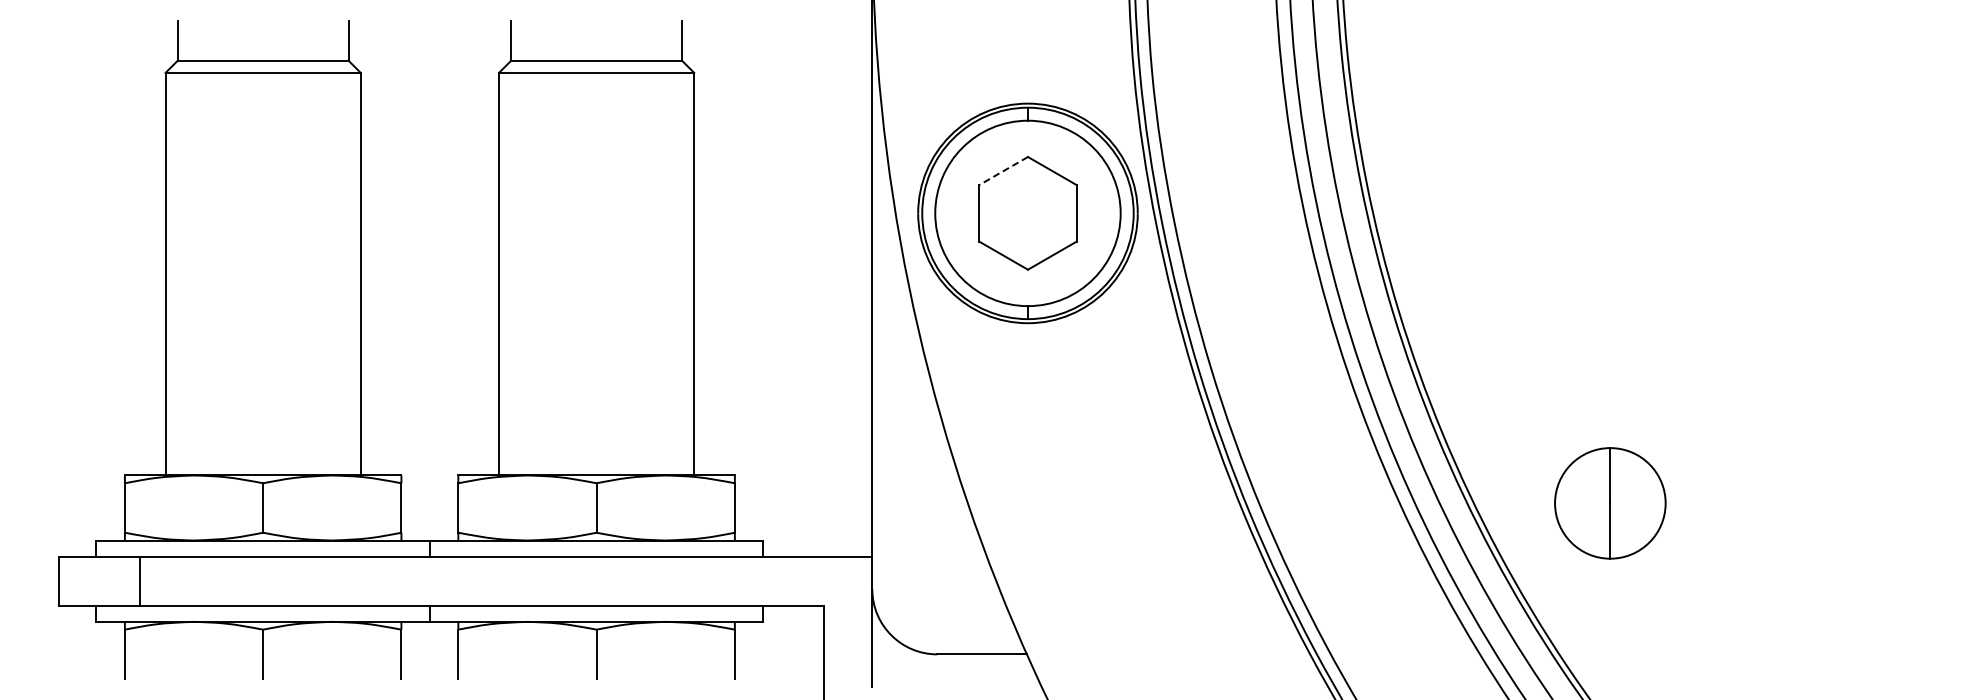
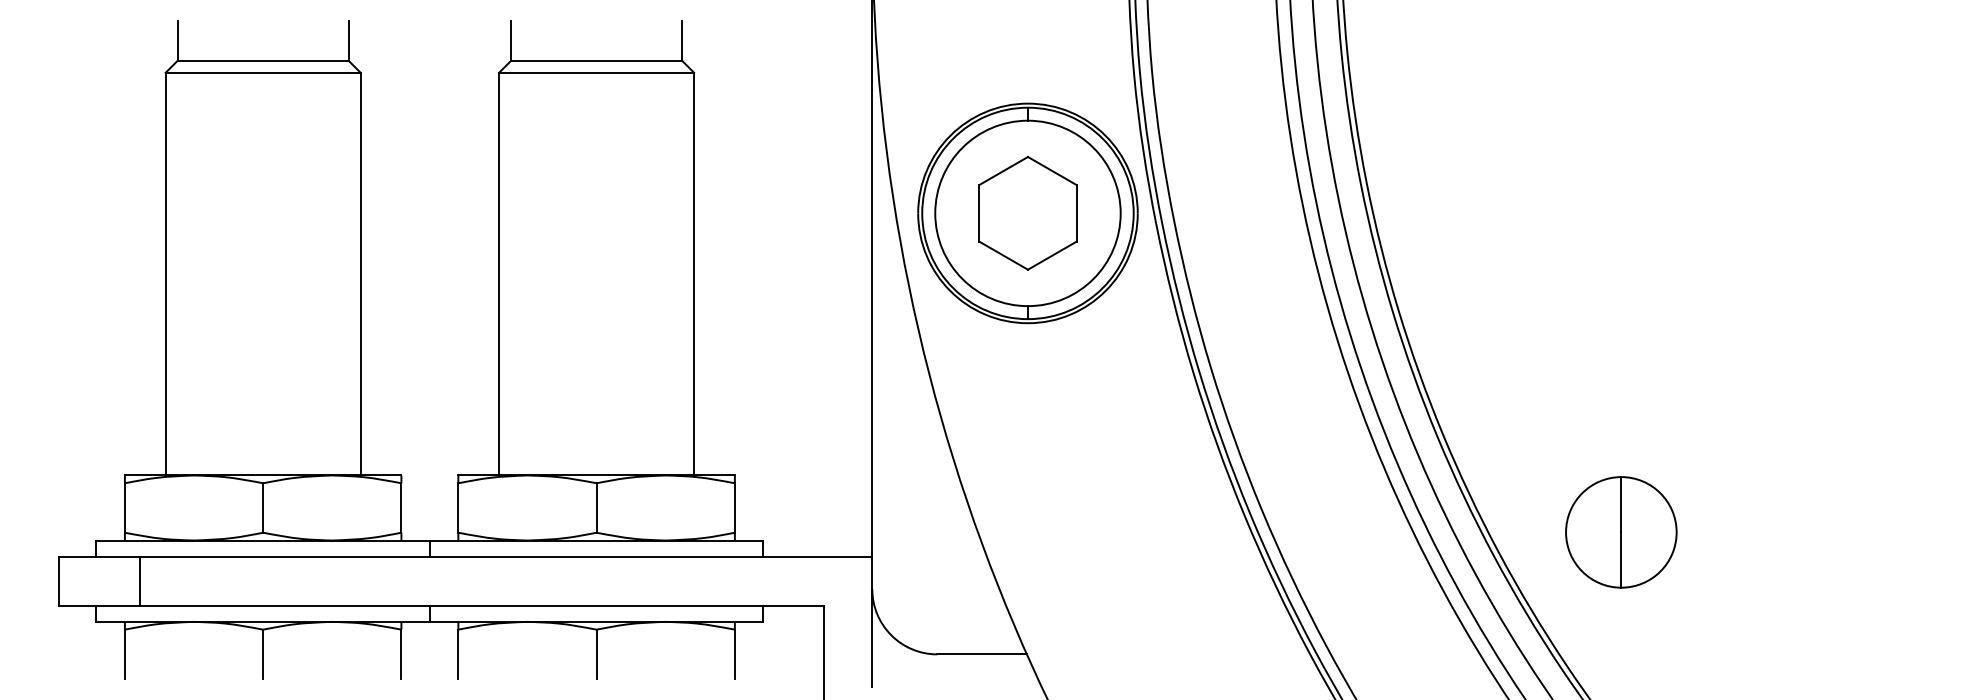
line: dashed -> solid (1003, 171)
part position: (1610, 503) -> (1621, 532) (1621, 532)
